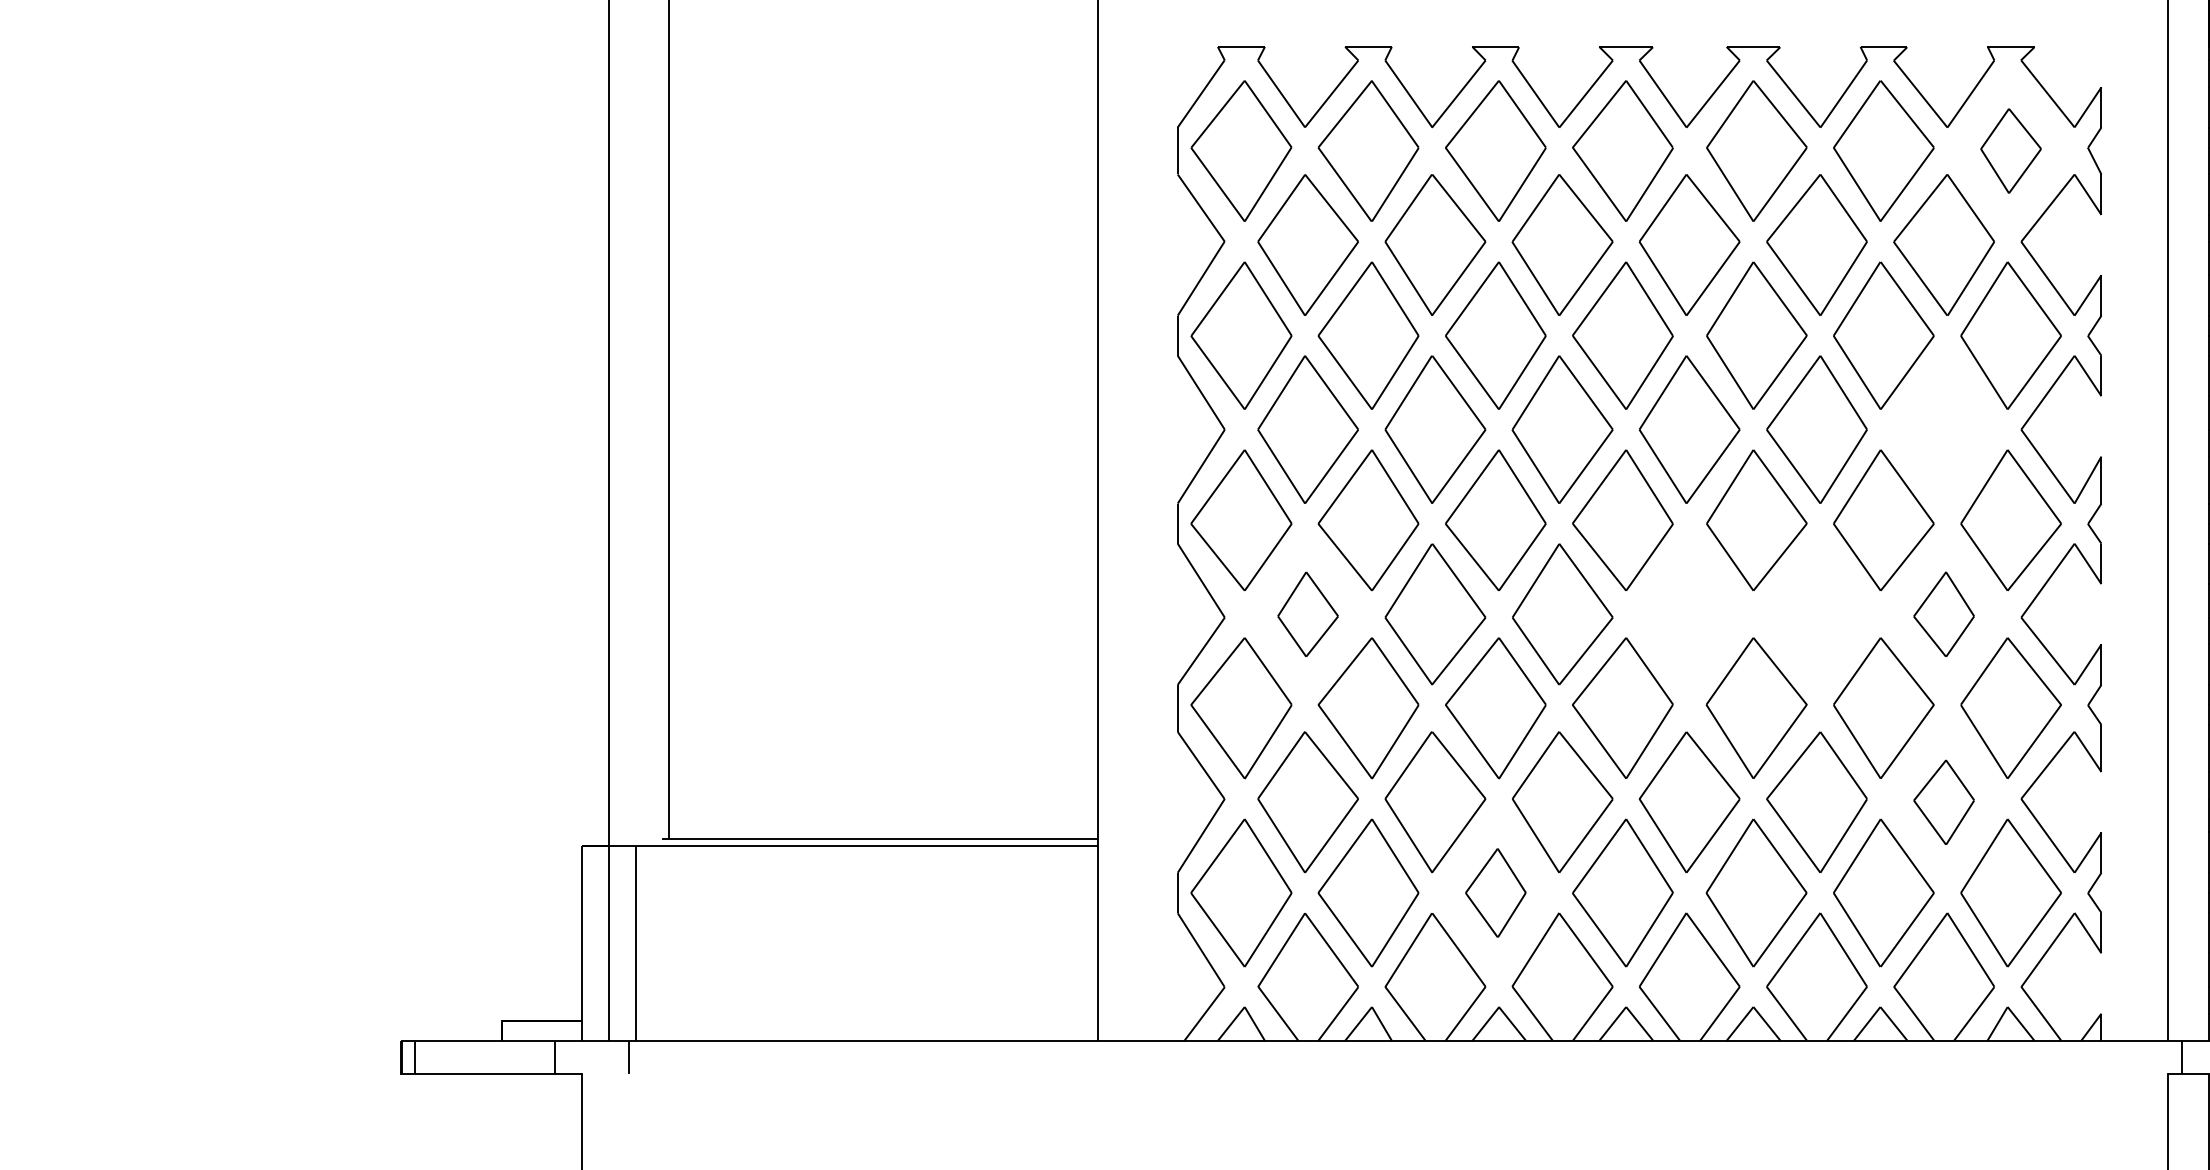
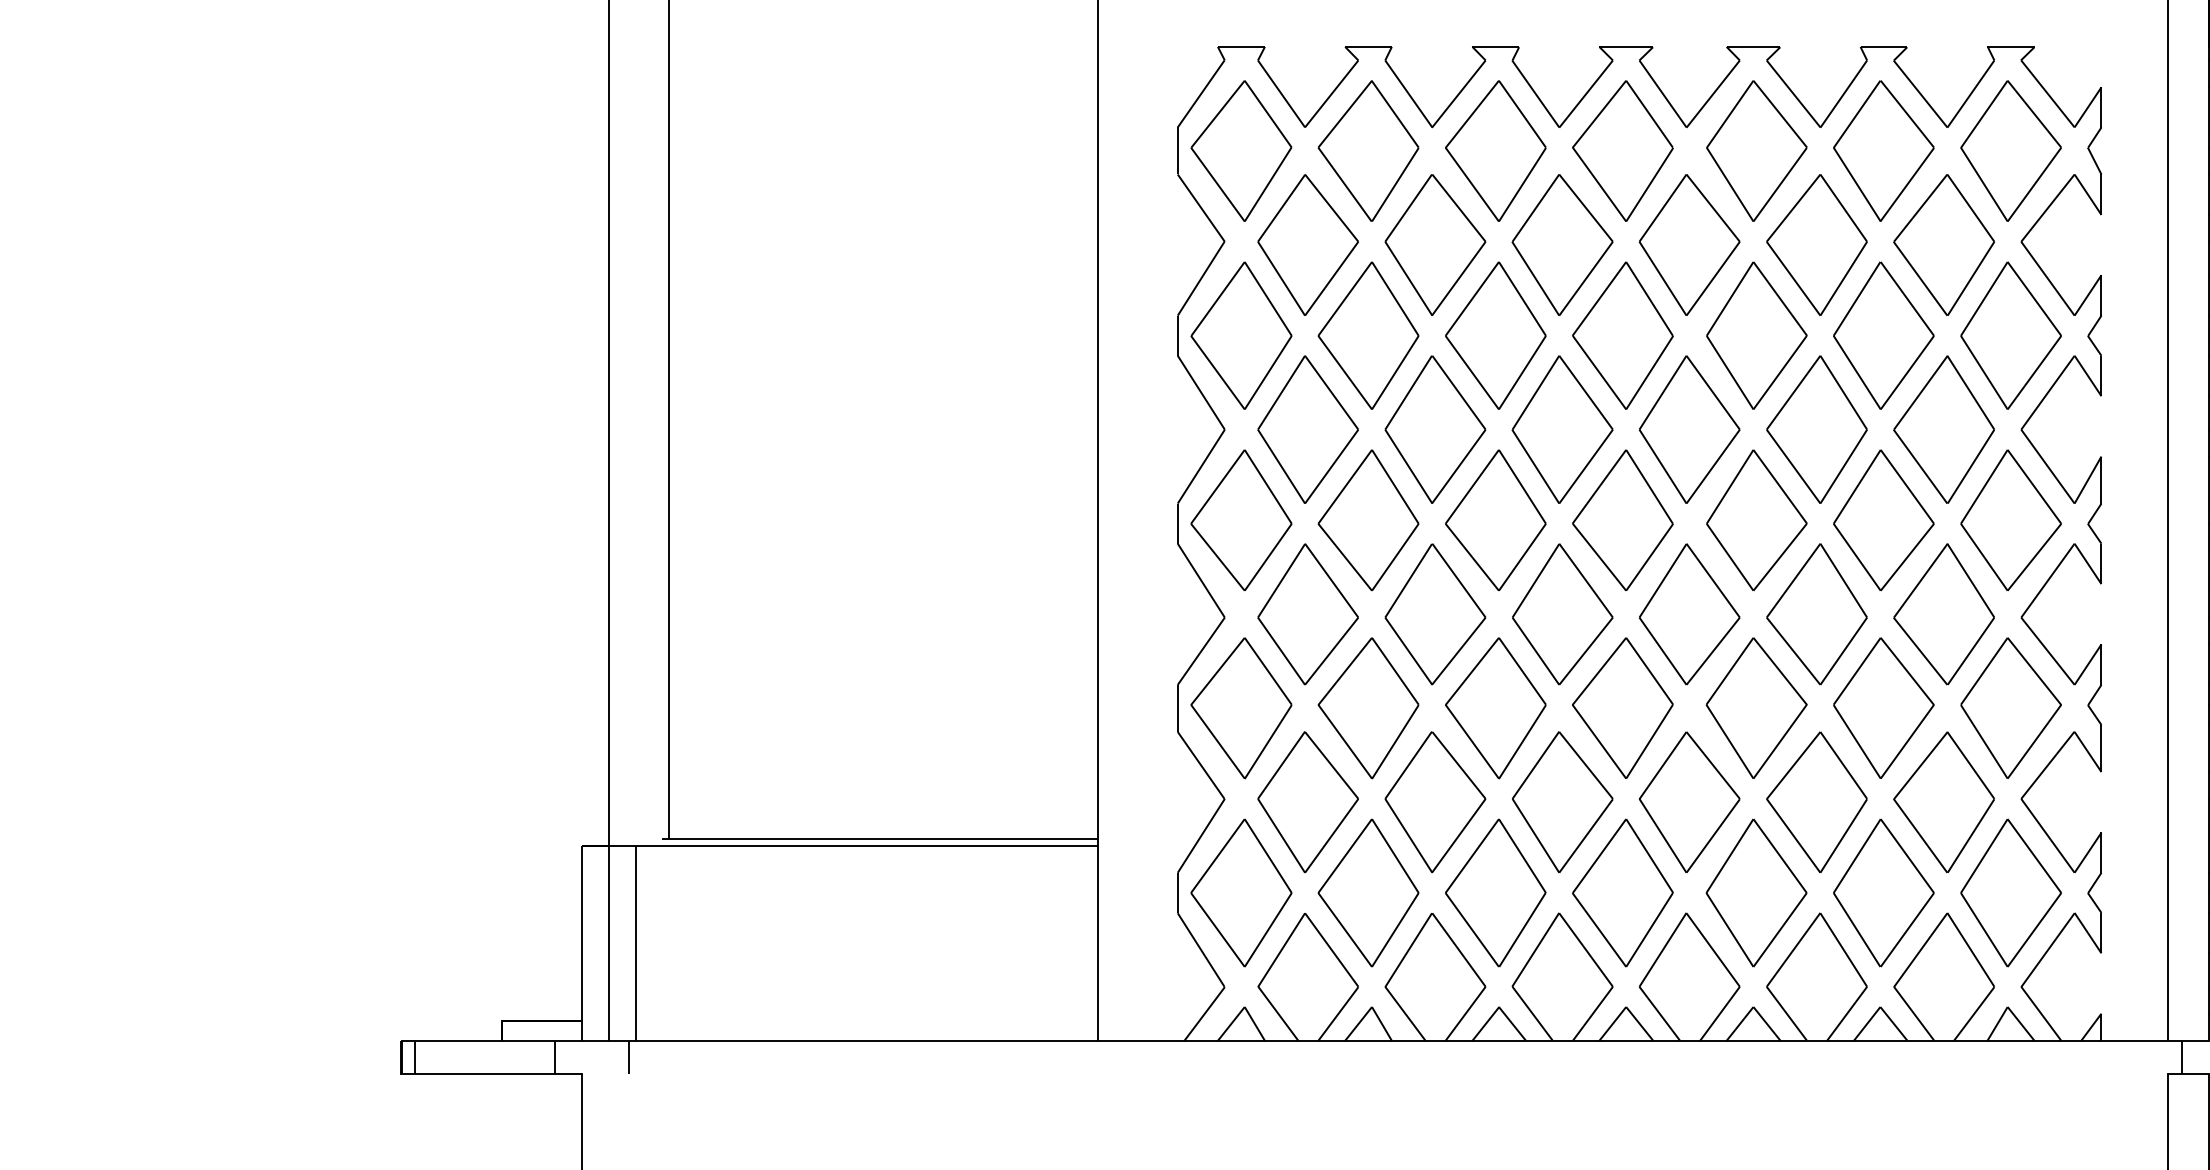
part size: 62x86 px -> 102x142 px (2010, 150)
part: none -> present (1943, 429)
part size: 62x86 px -> 102x143 px (1307, 614)
part size: 62x86 px -> 102x143 px (1943, 614)
part: none -> present (1689, 614)
part: none -> present (1816, 614)
part size: 62x86 px -> 102x143 px (1943, 802)
part size: 62x90 px -> 102x150 px (1495, 892)
